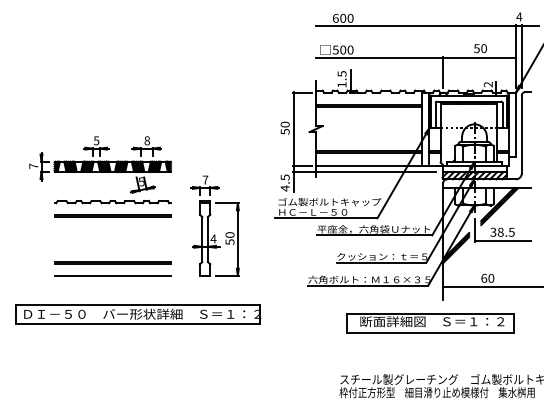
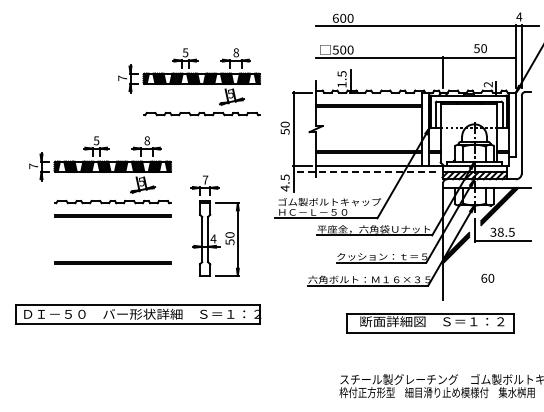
part: none -> present (189, 82)
line: solid -> dashed (364, 172)
line: present -> none (112, 275)
line: present -> none (491, 287)
